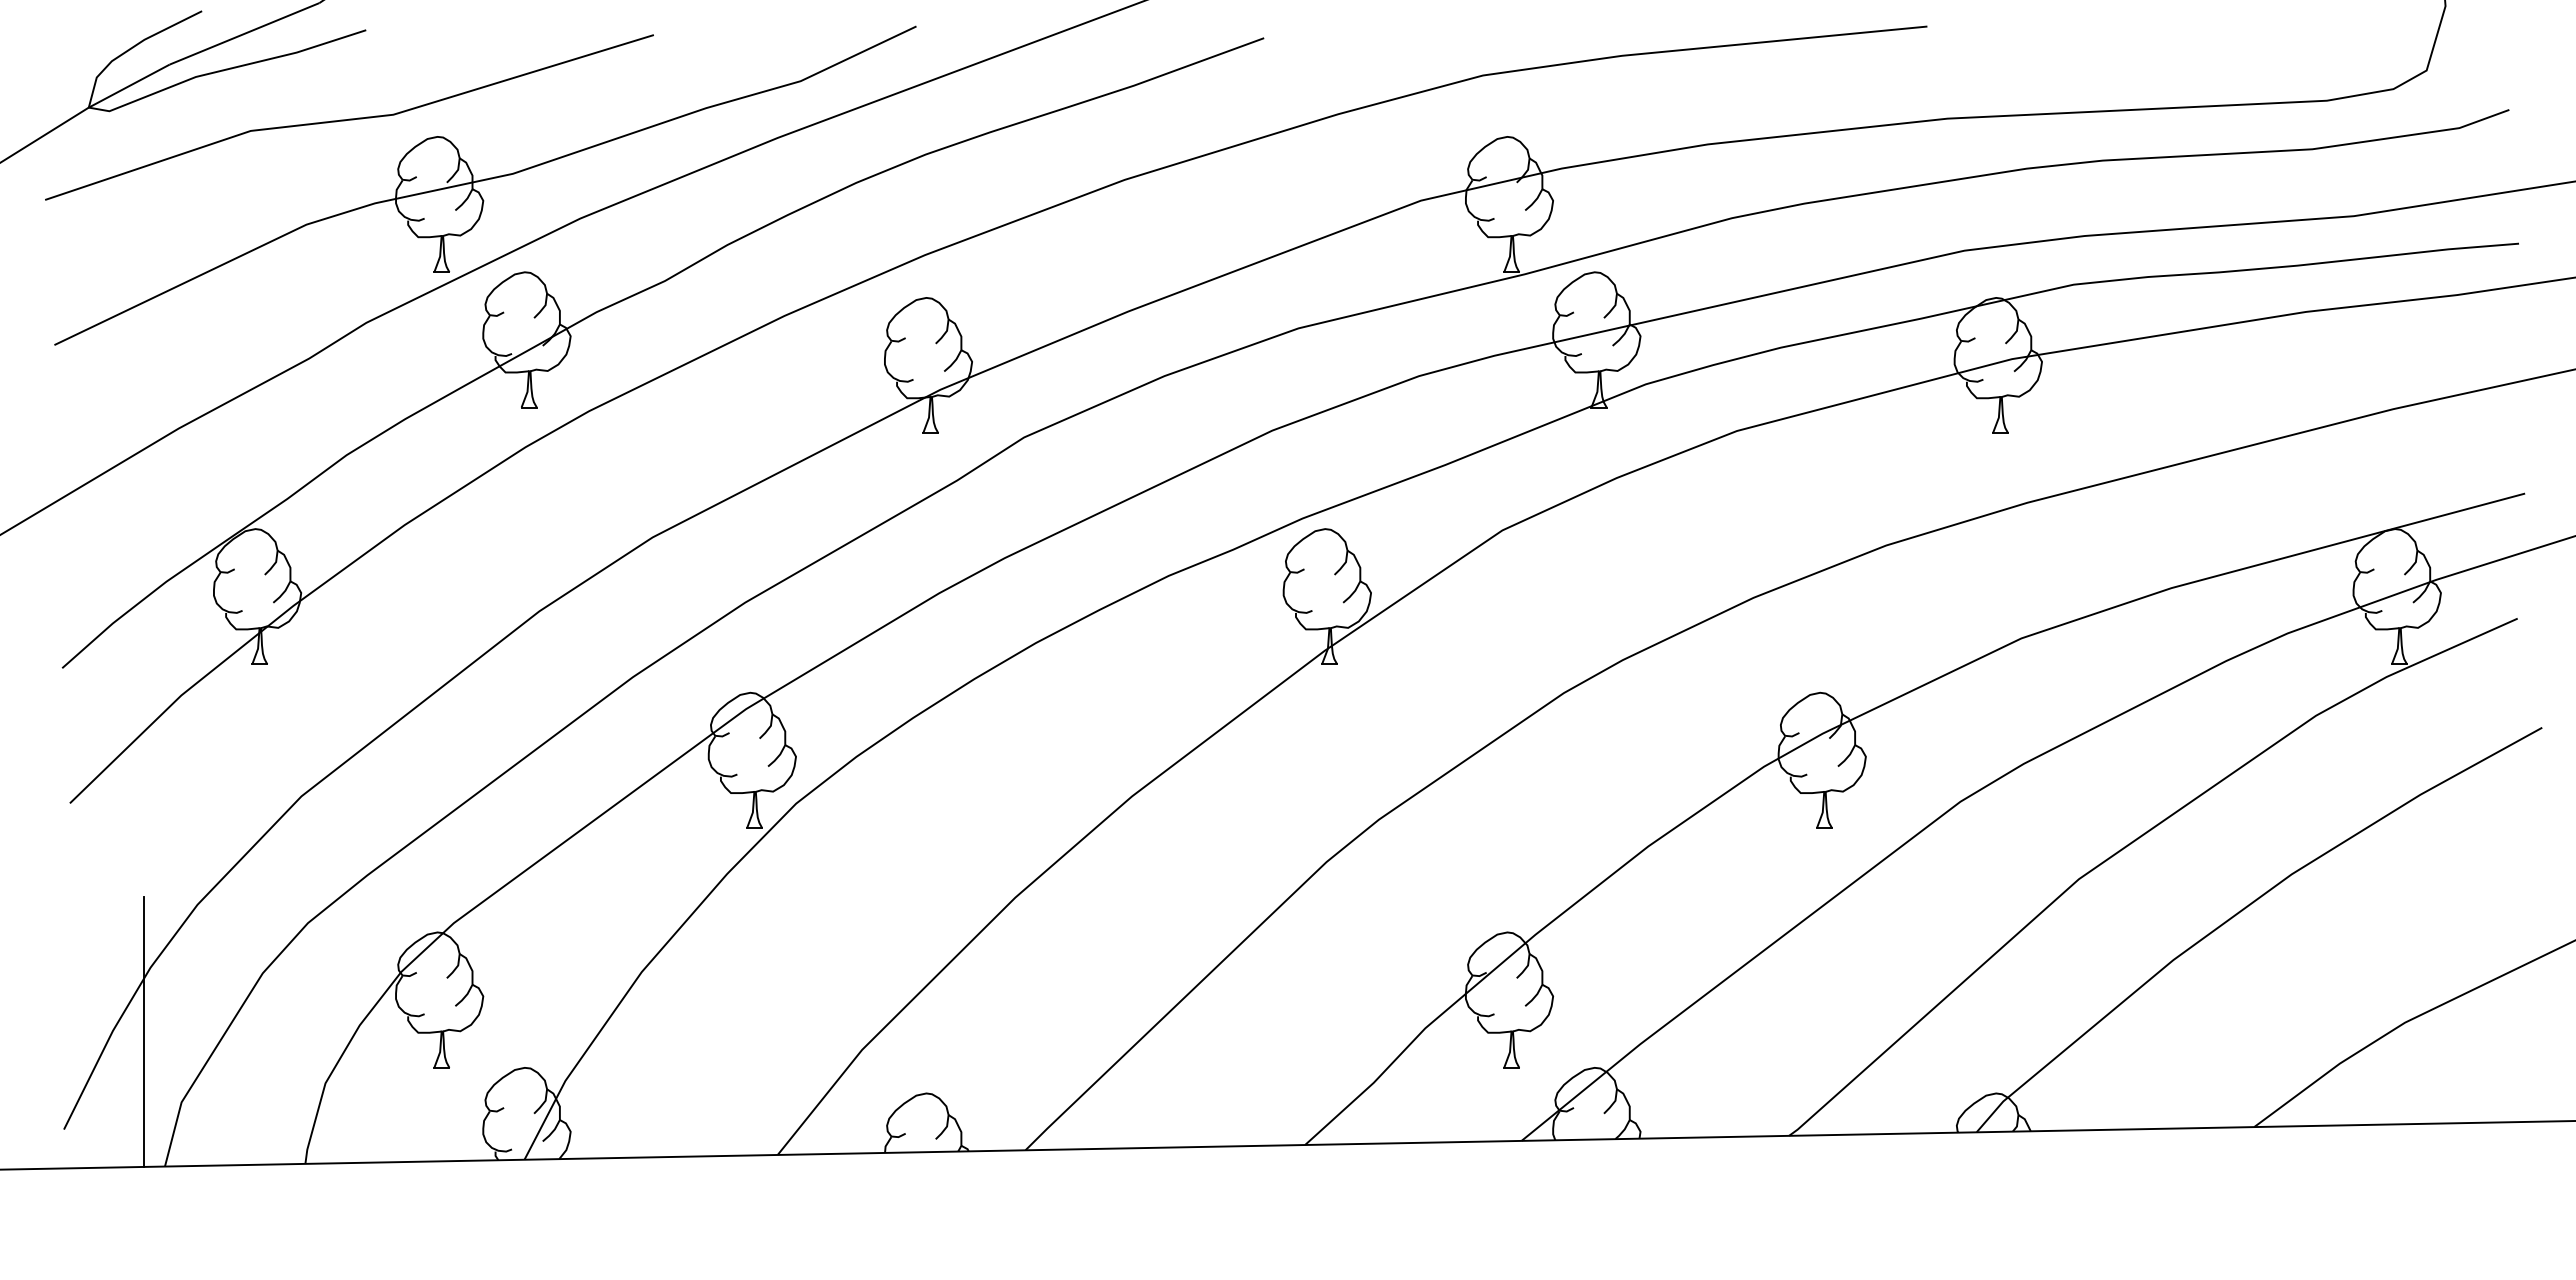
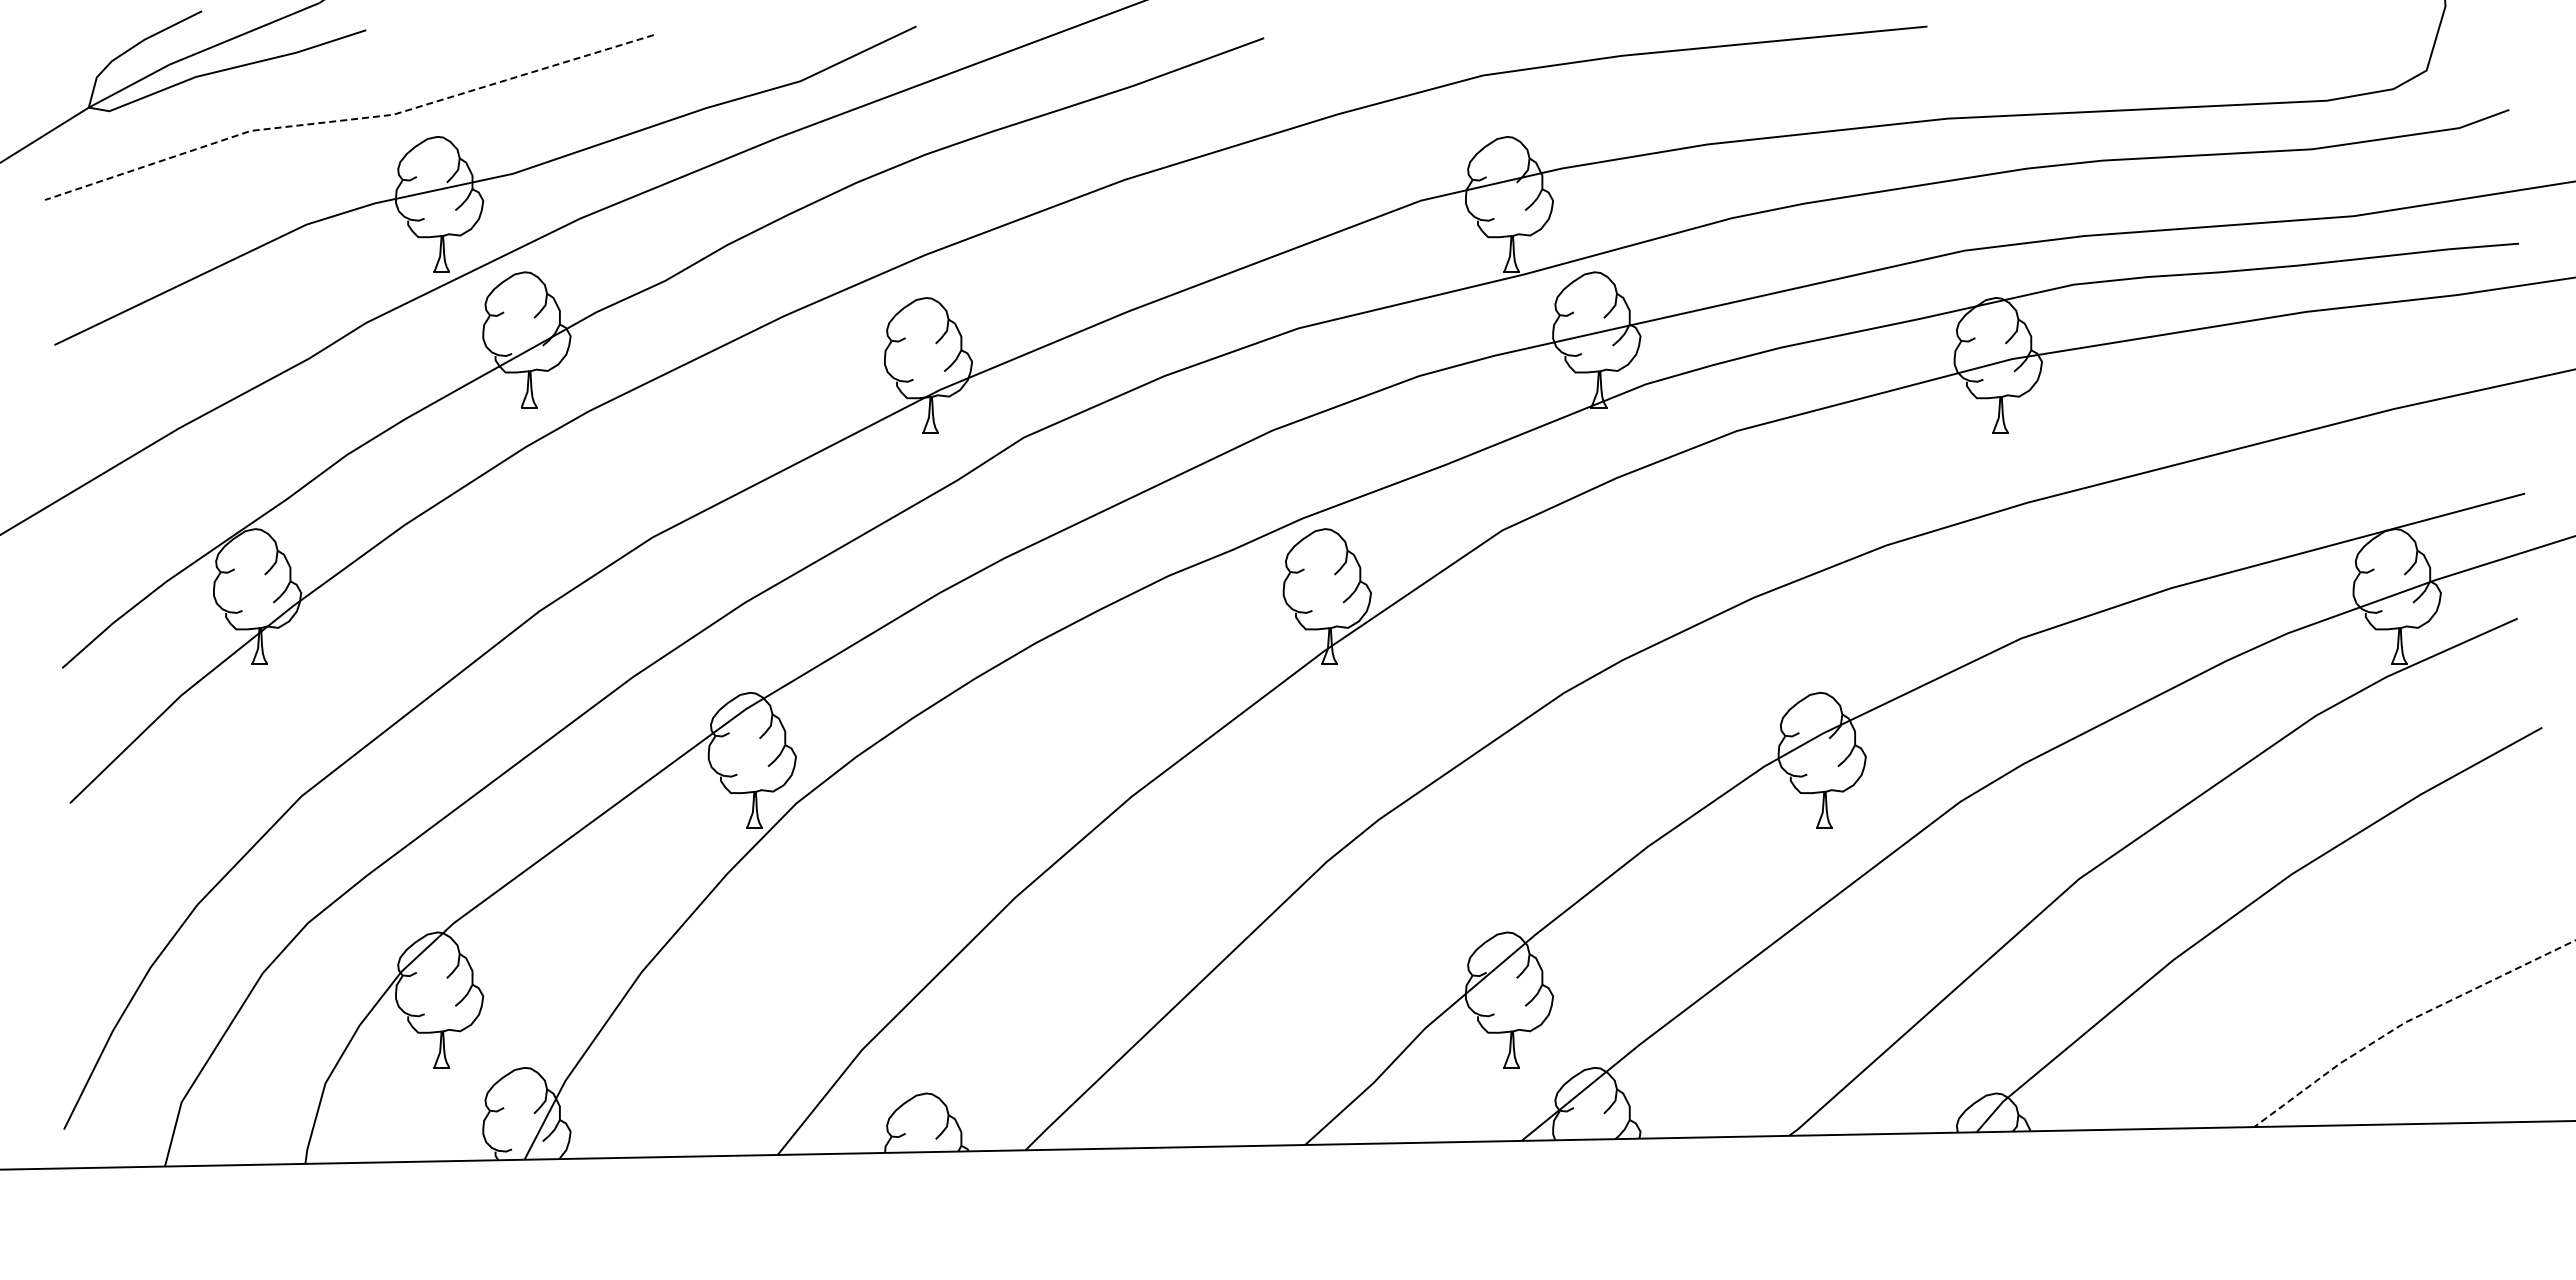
line: solid -> dashed (349, 119)
line: solid -> dashed (2405, 1022)
line: present -> none (144, 1031)
